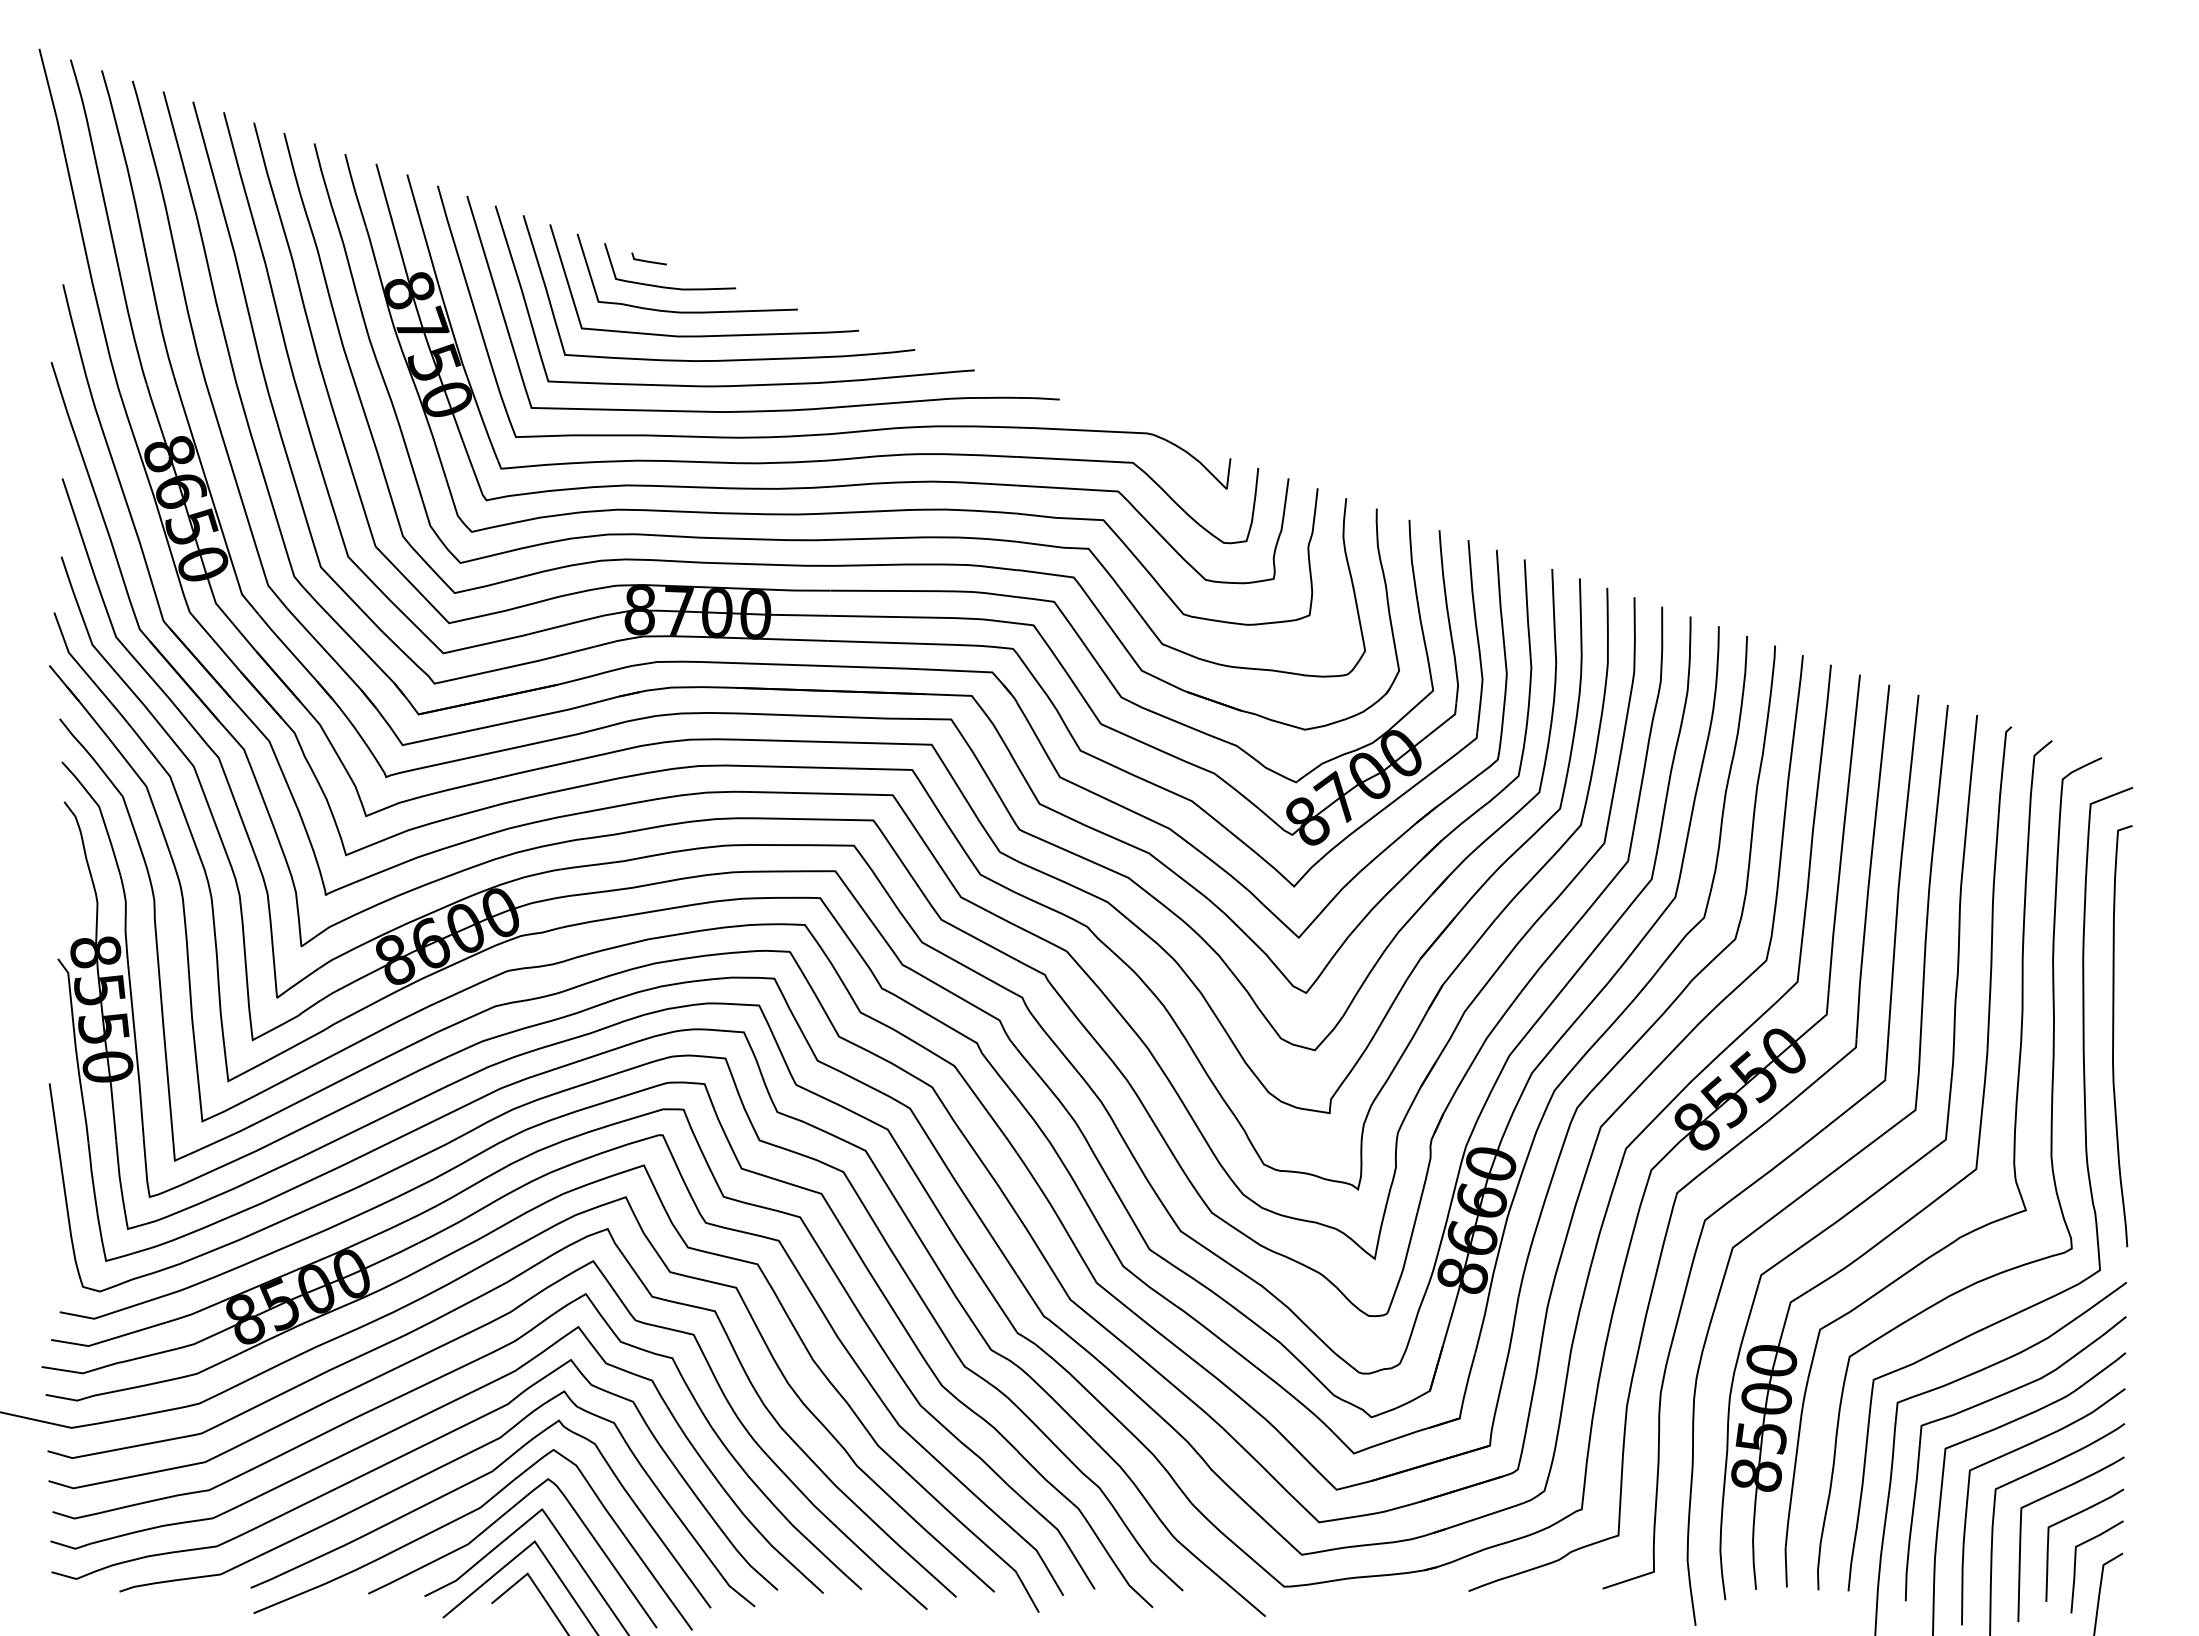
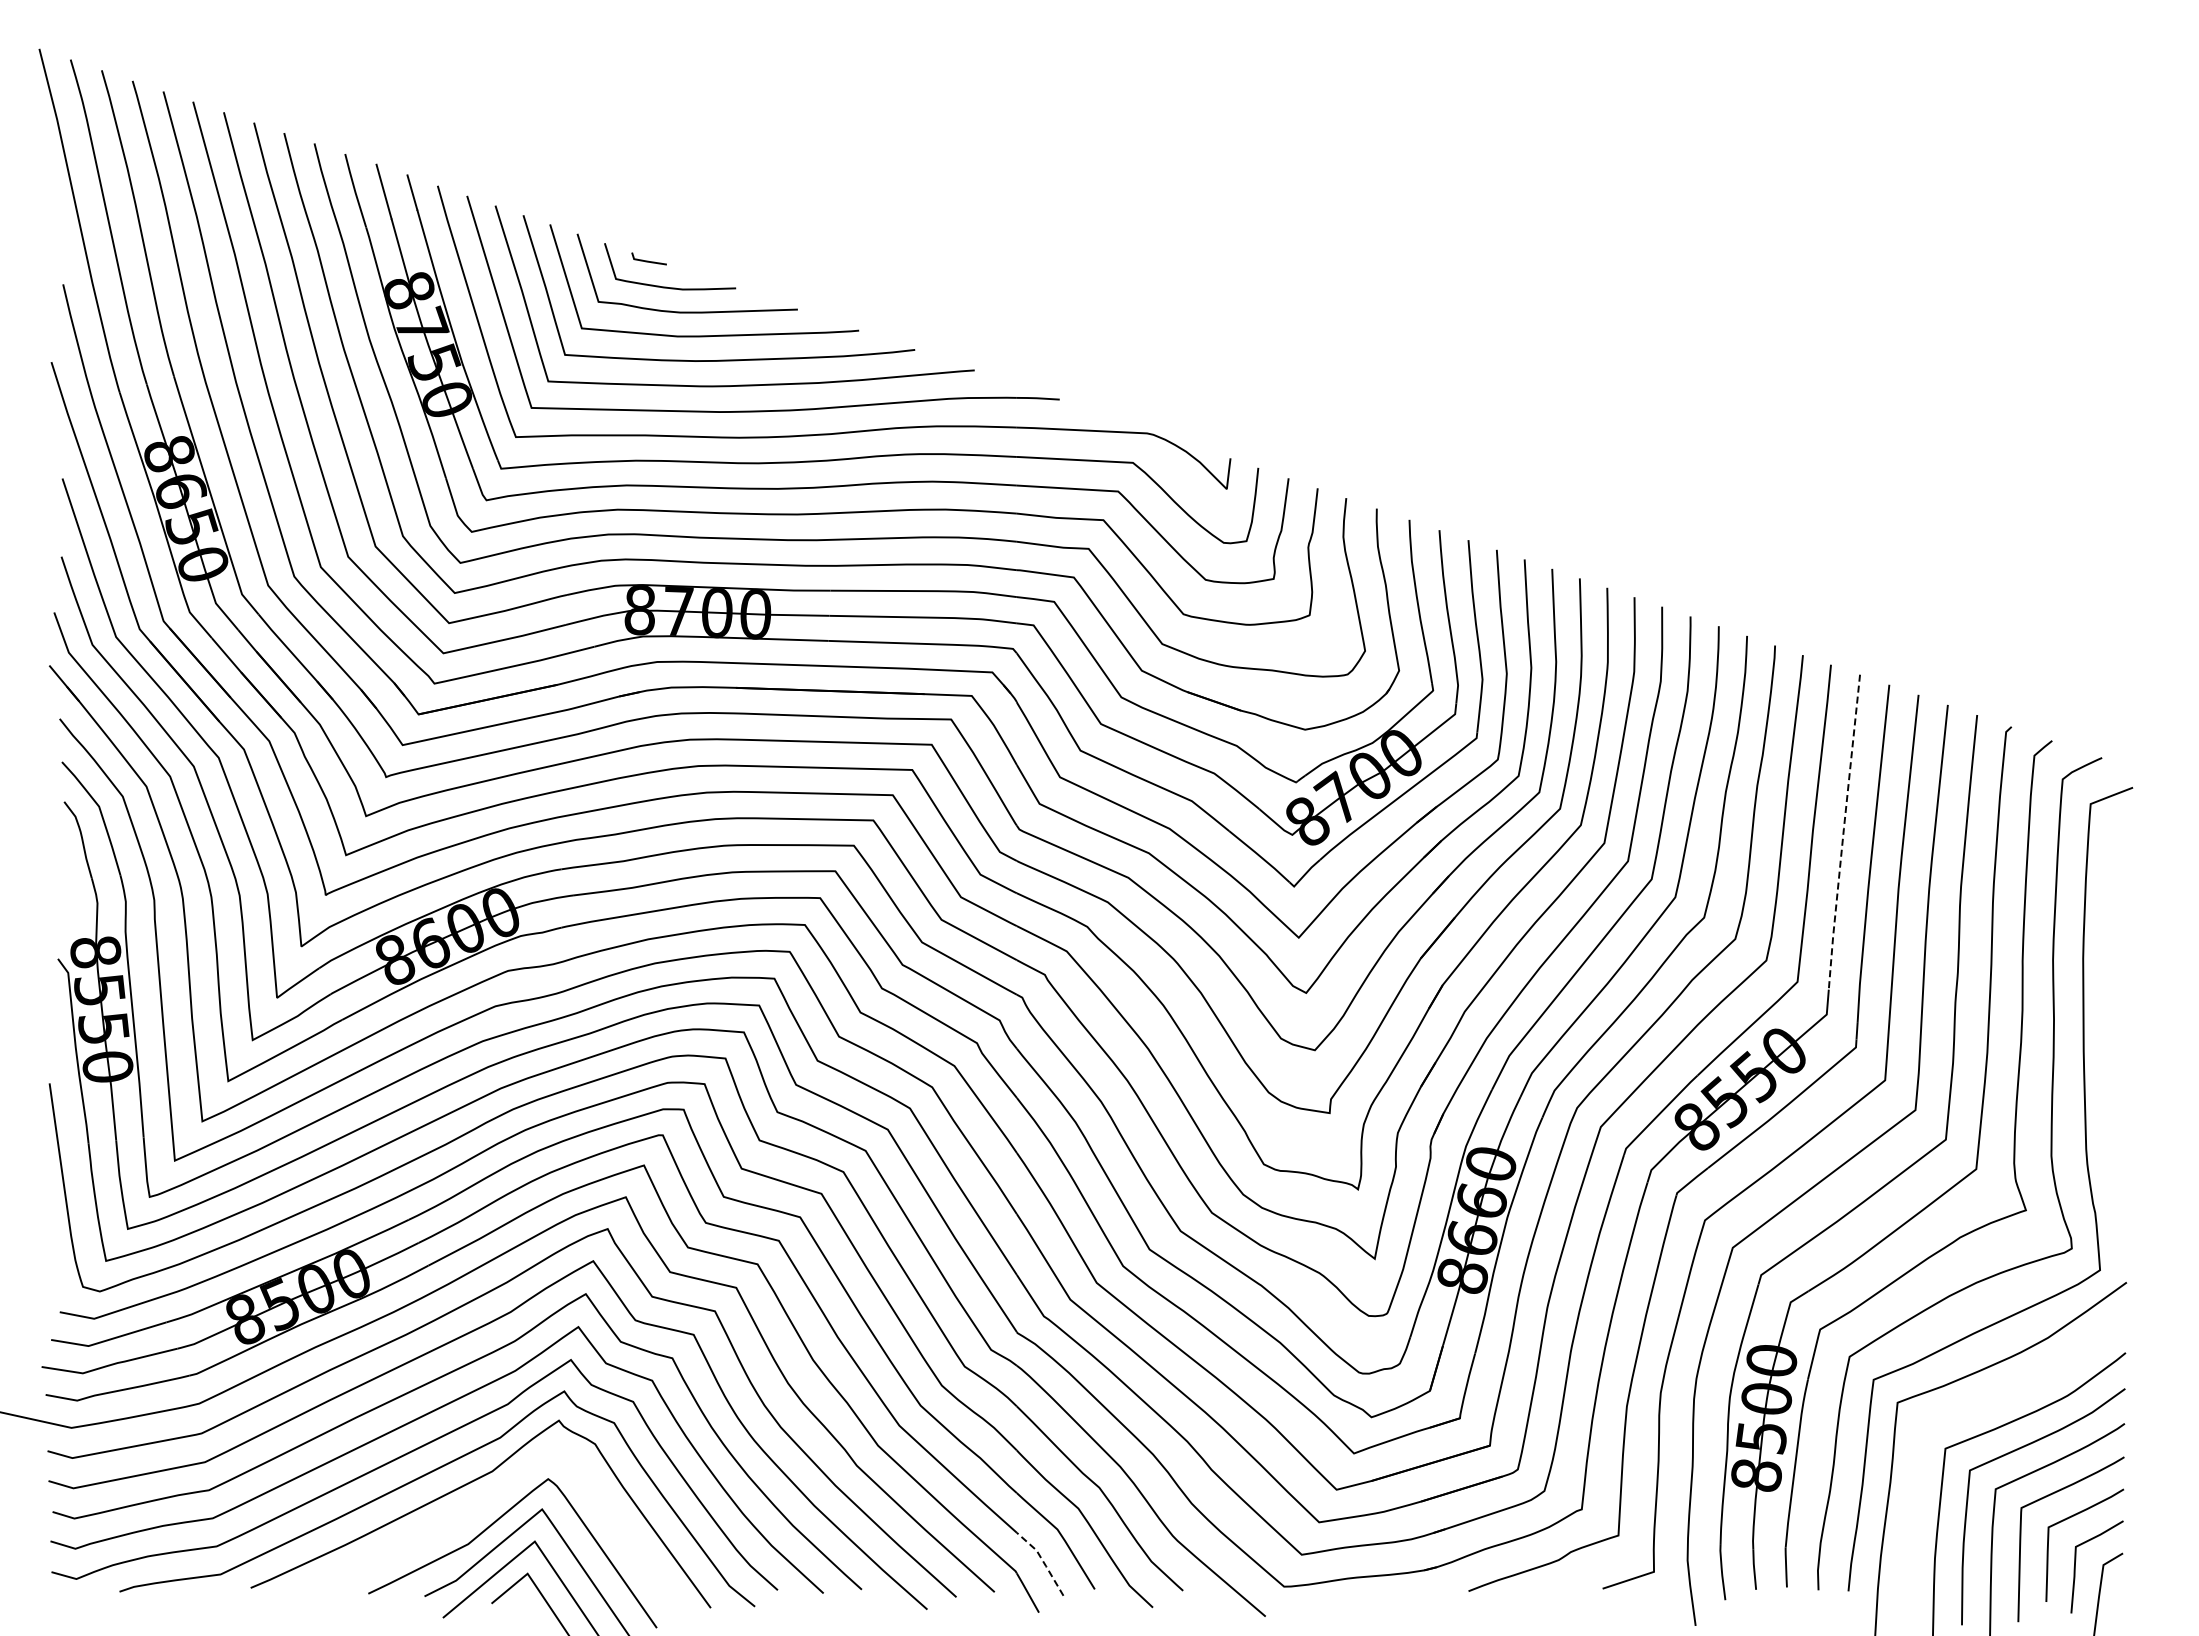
line: solid -> dashed (1843, 832)
curve: present -> none (2114, 1034)
curve: present -> none (1994, 1399)
curve: present -> none (461, 1518)
line: solid -> dashed (1043, 1561)
